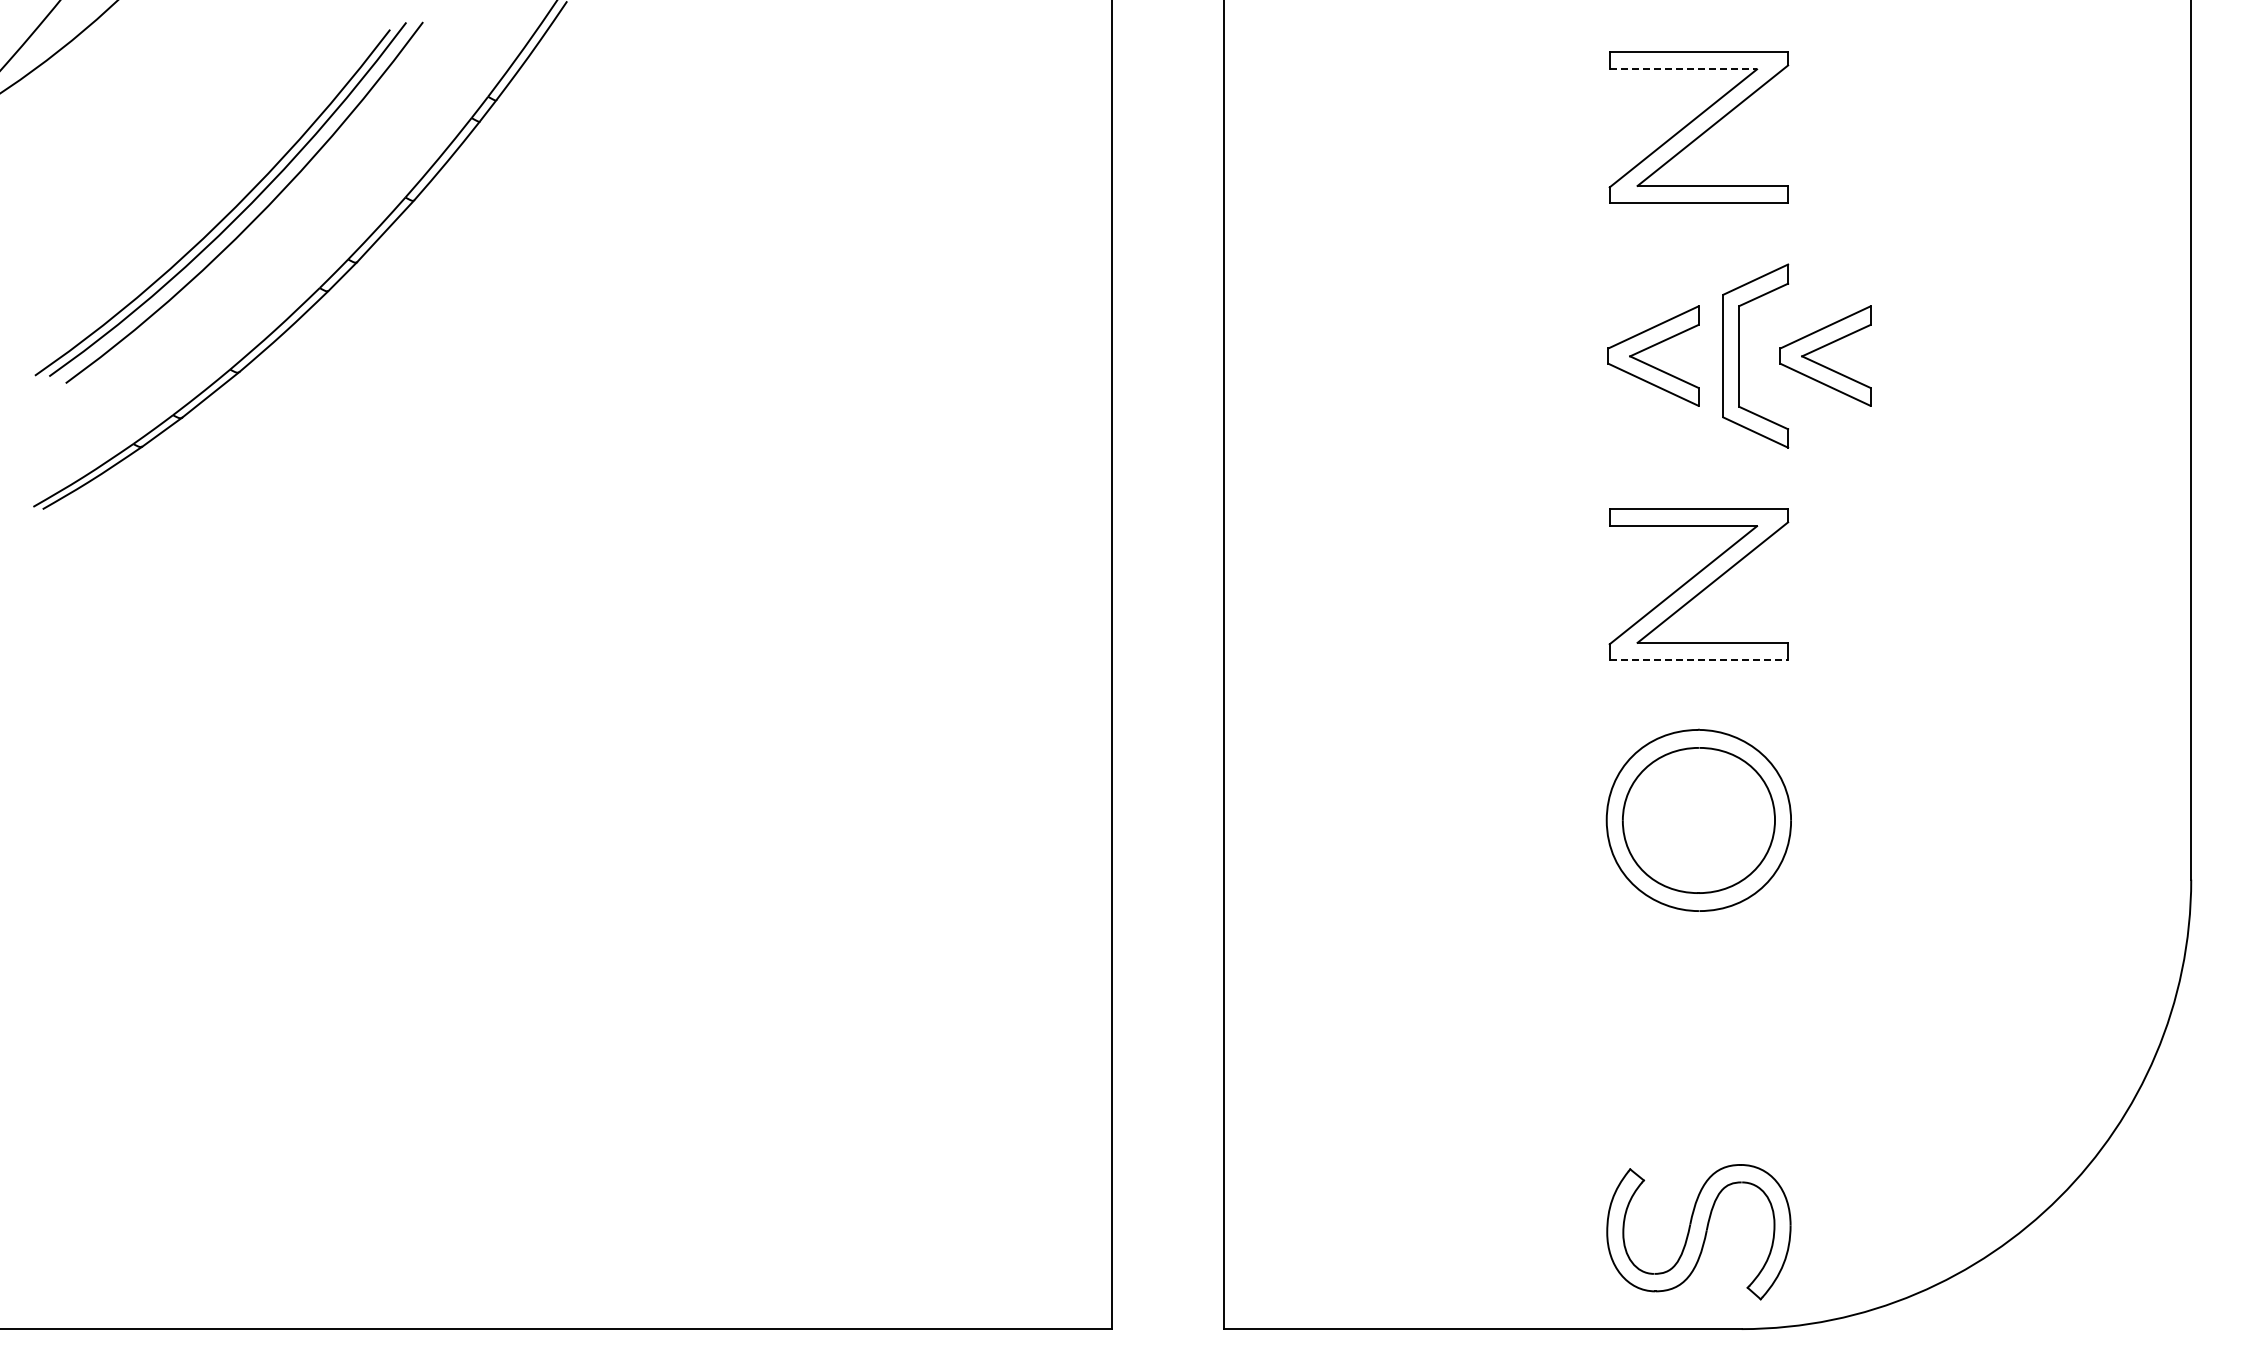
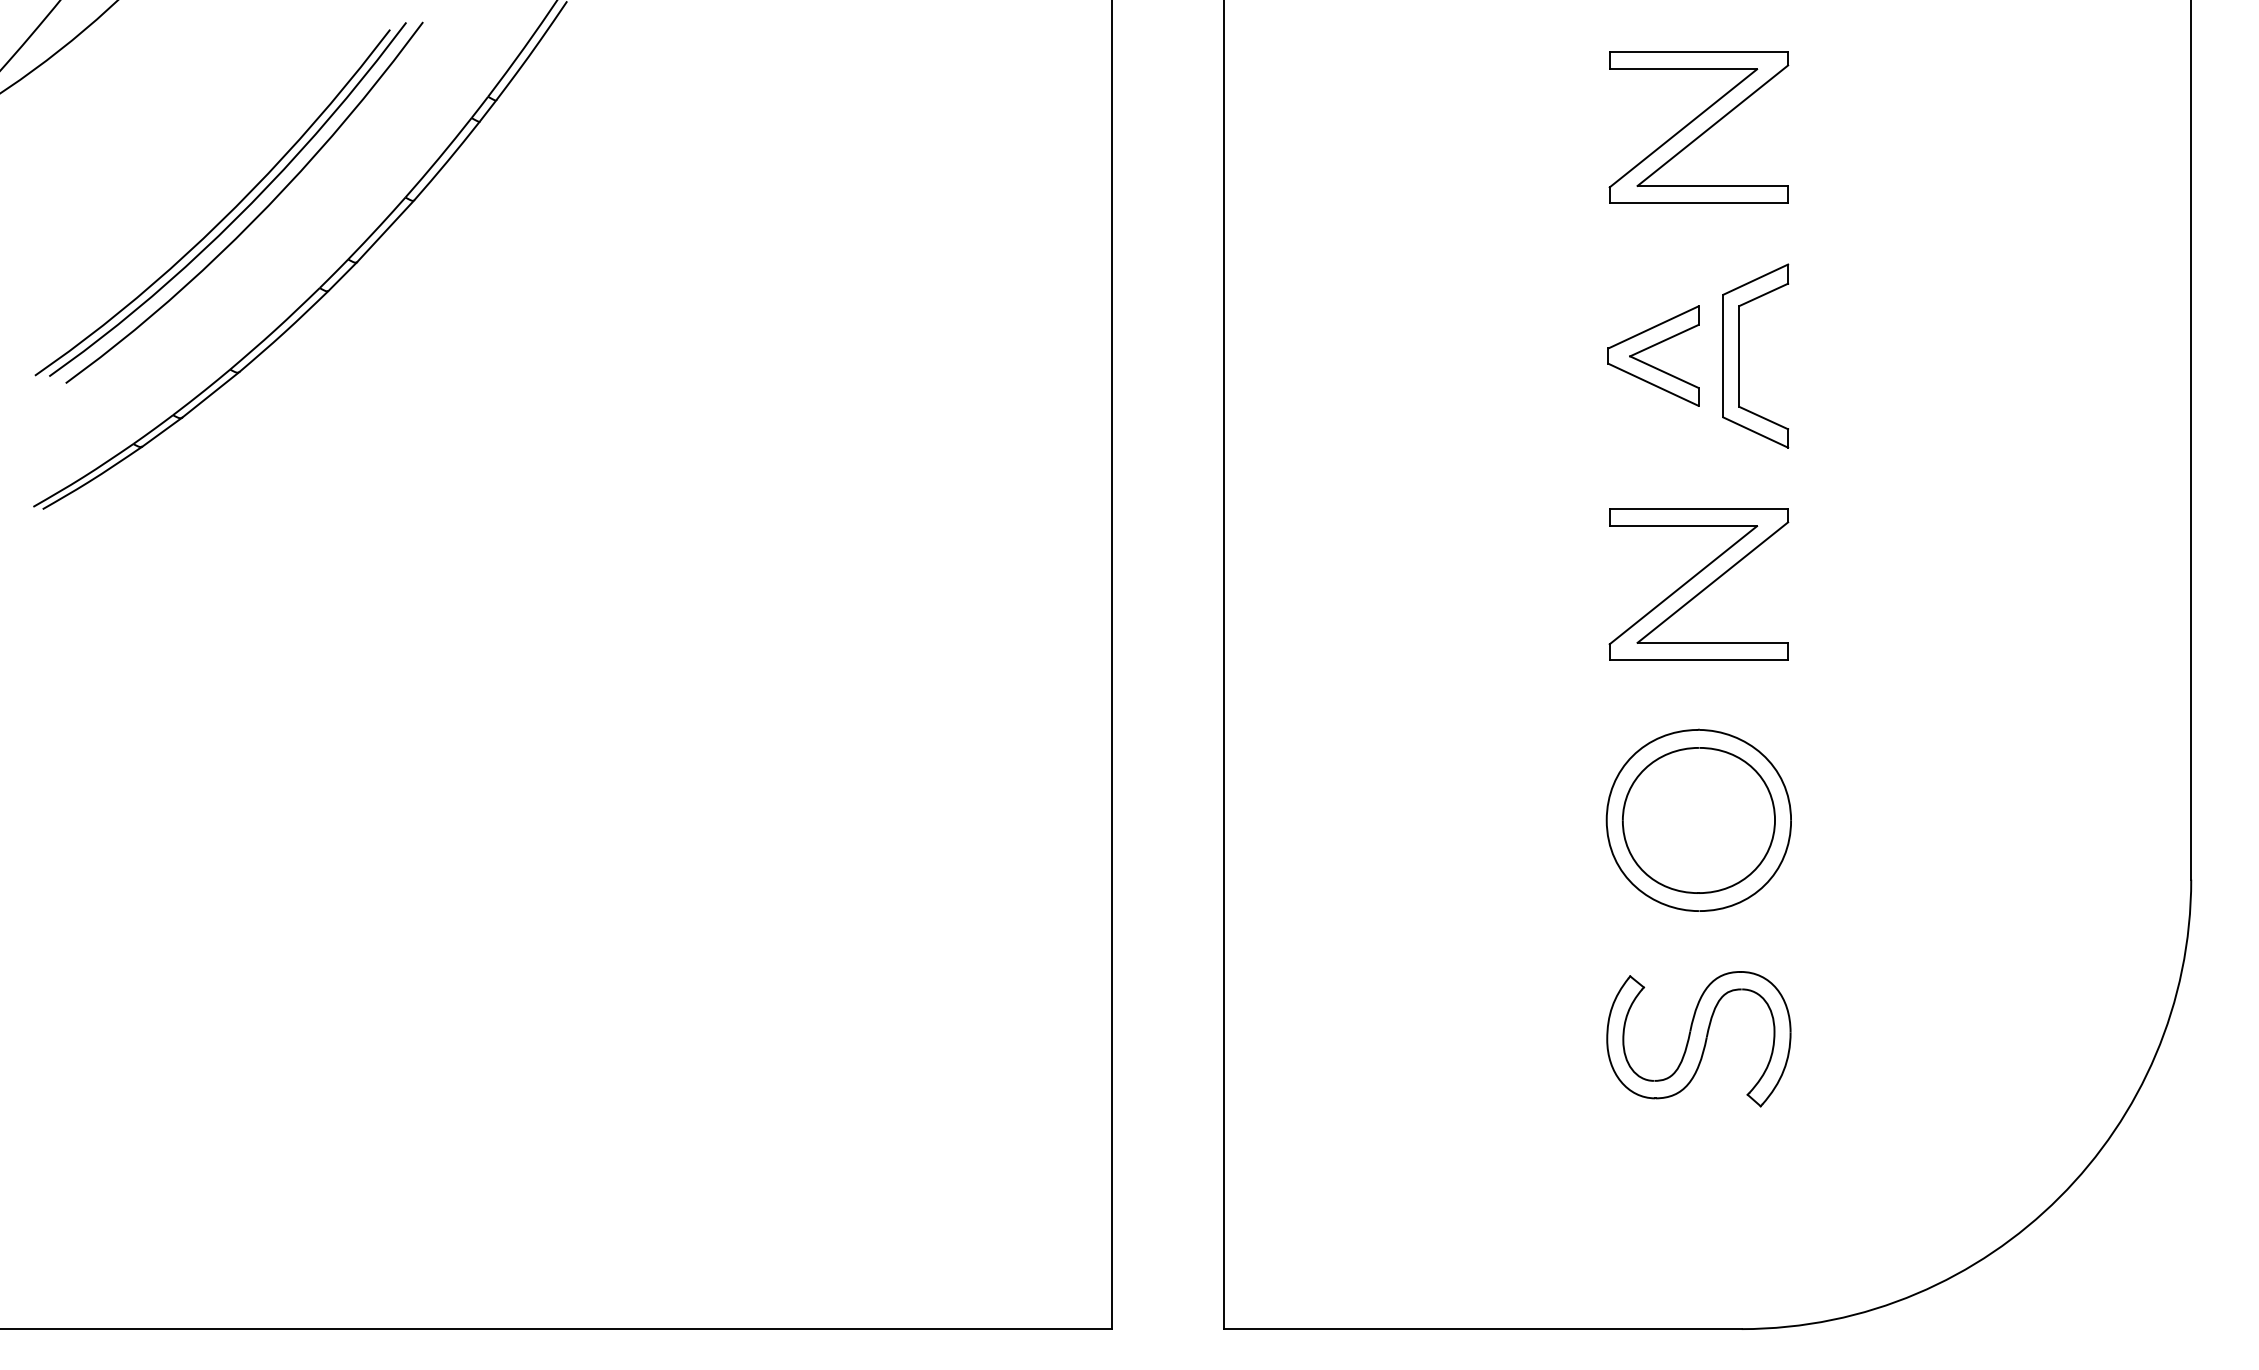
line: dashed -> solid (1683, 69)
part: present -> none (1824, 347)
line: dashed -> solid (1699, 659)
part position: (1698, 1232) -> (1698, 1039) (1698, 1039)
